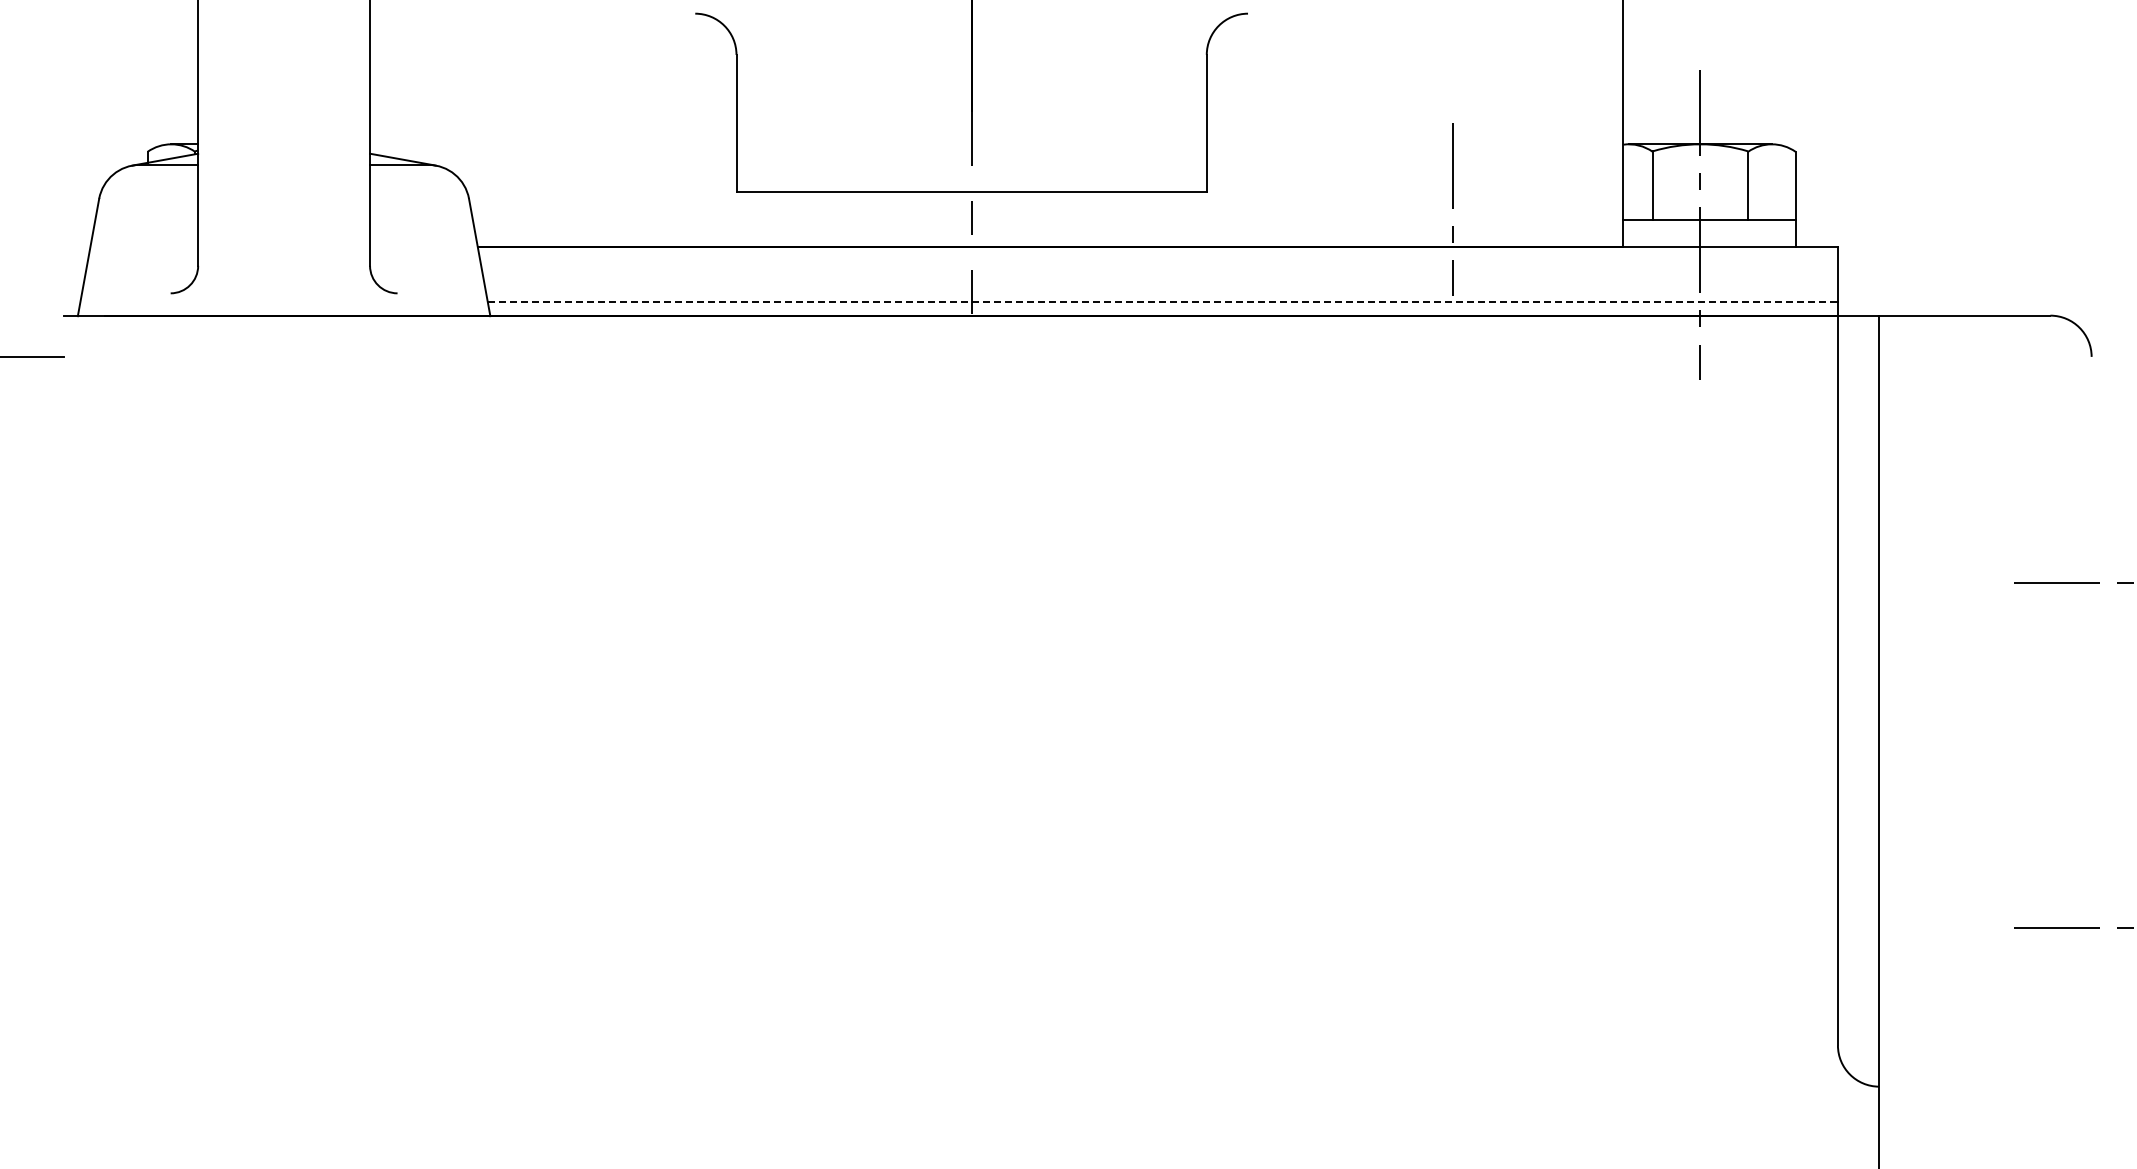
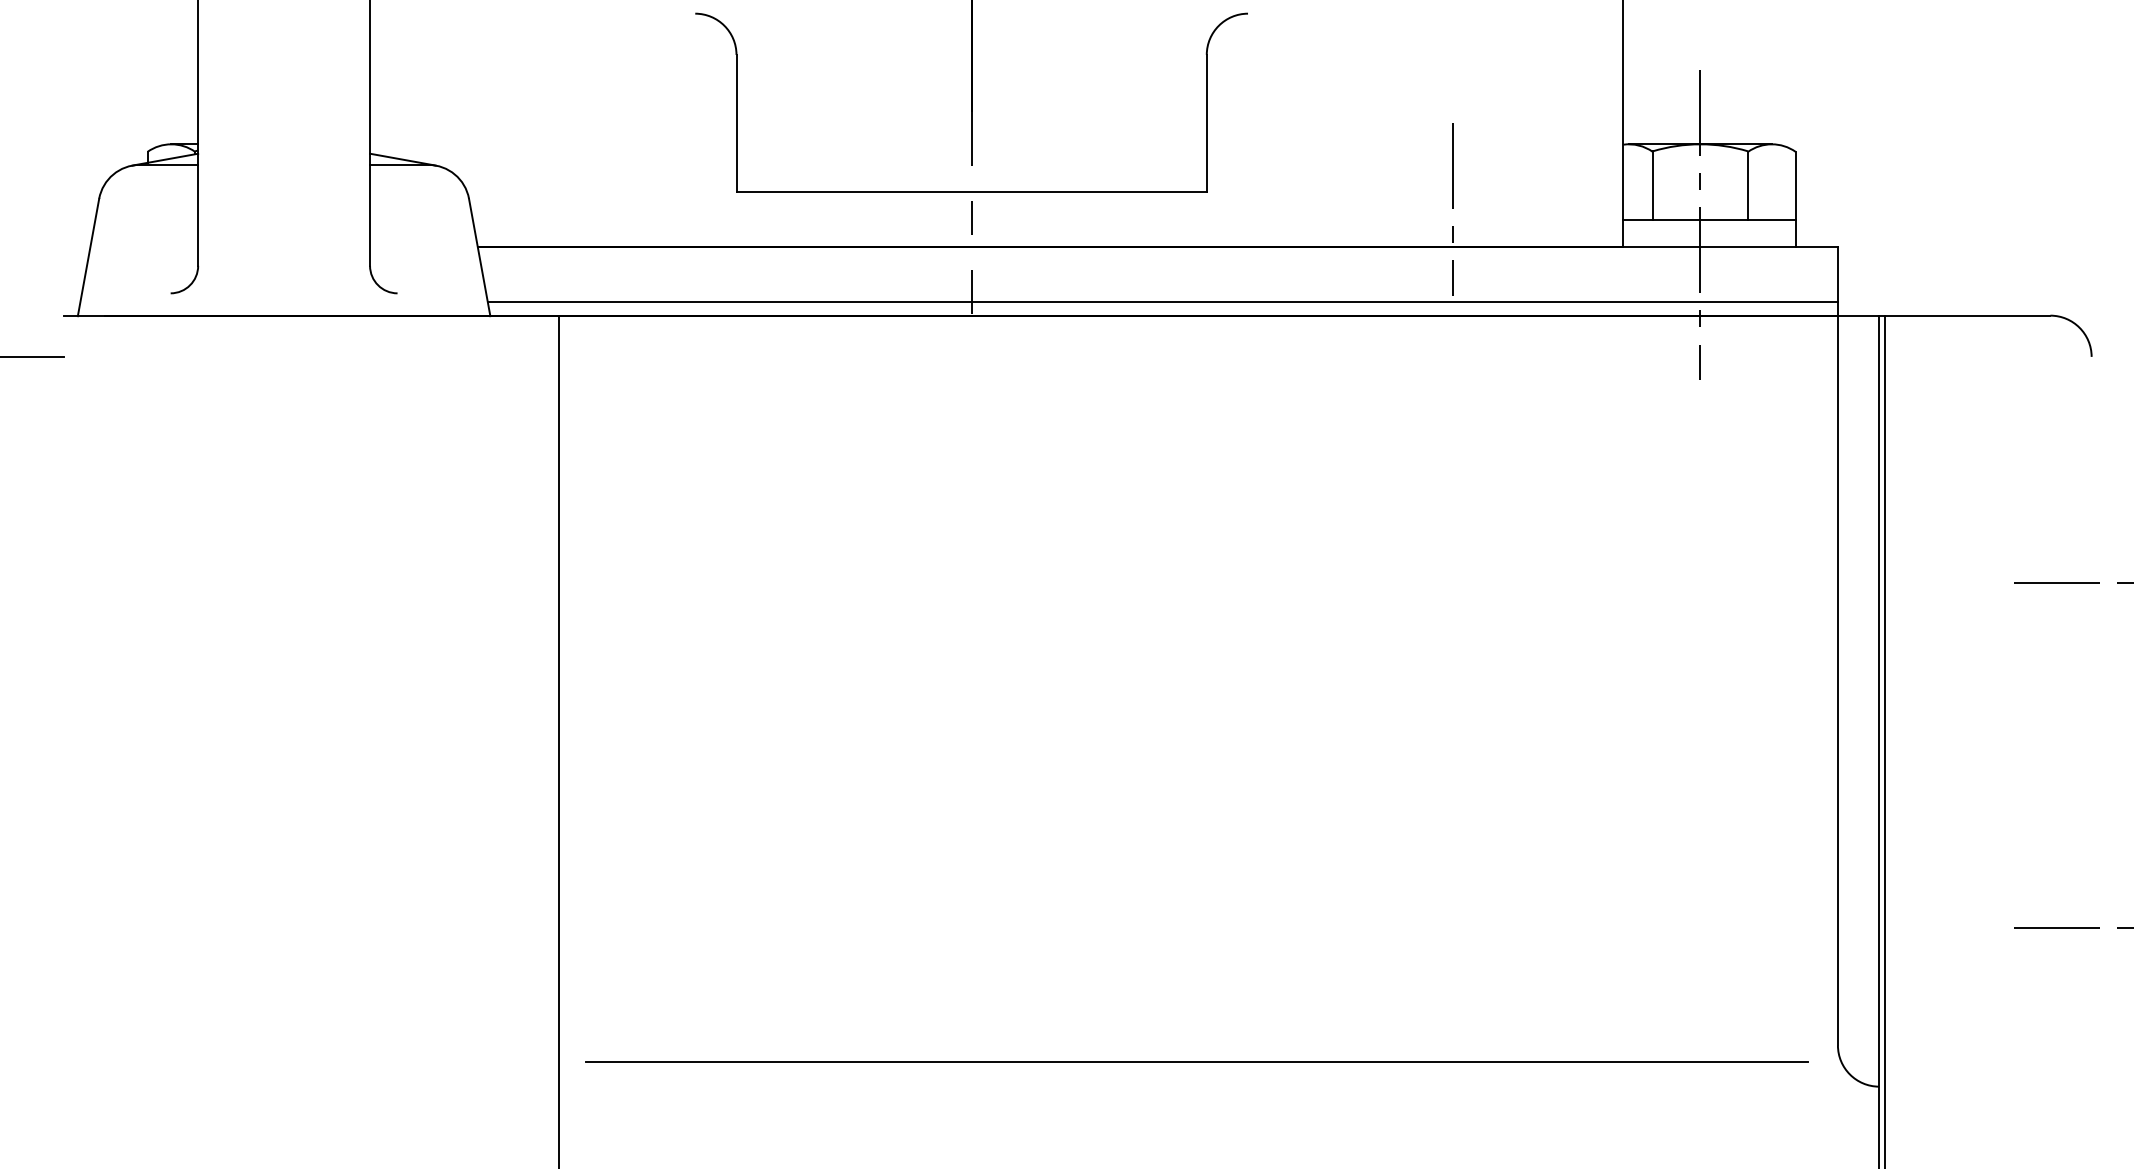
line: dashed -> solid (1163, 302)
line: none -> present (559, 740)
line: none -> present (1885, 740)
line: none -> present (1196, 1061)
